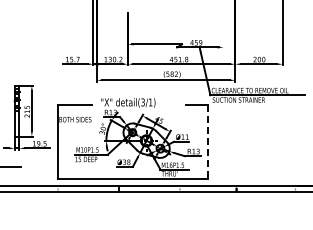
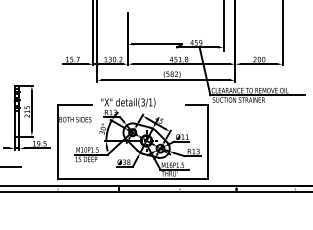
line: none -> present (223, 26)
line: dashed -> solid (208, 142)
